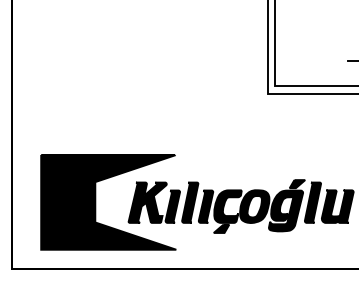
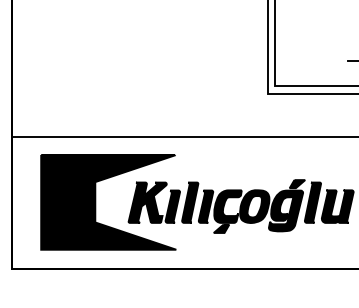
line: none -> present (183, 137)
